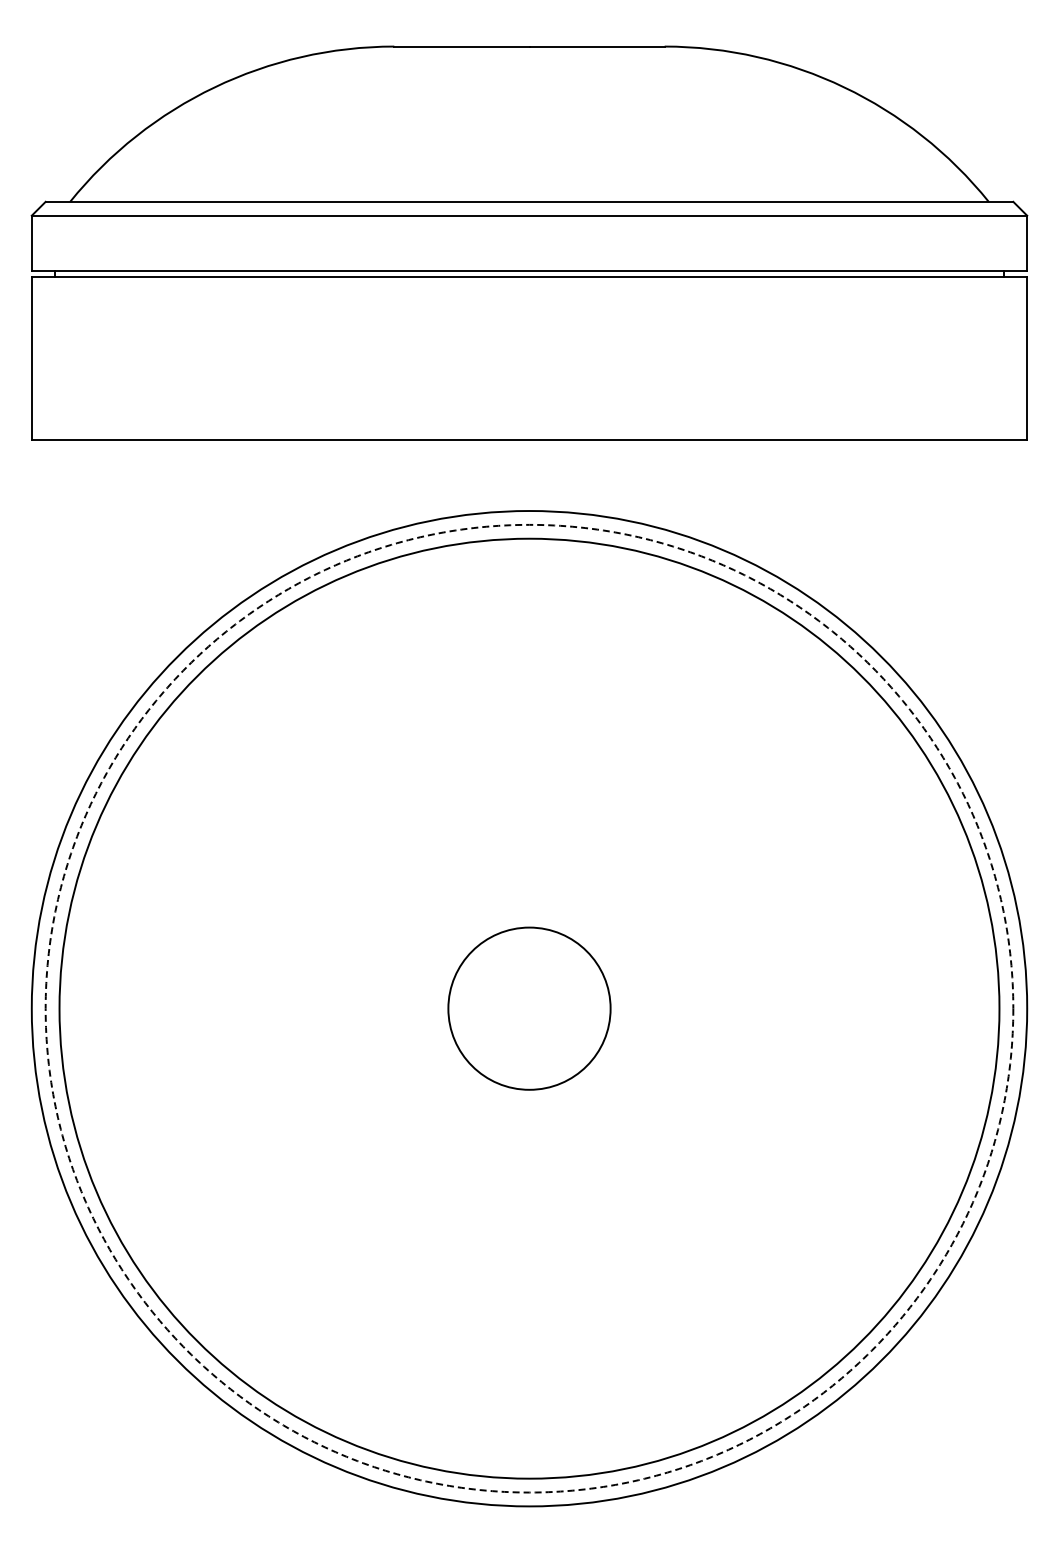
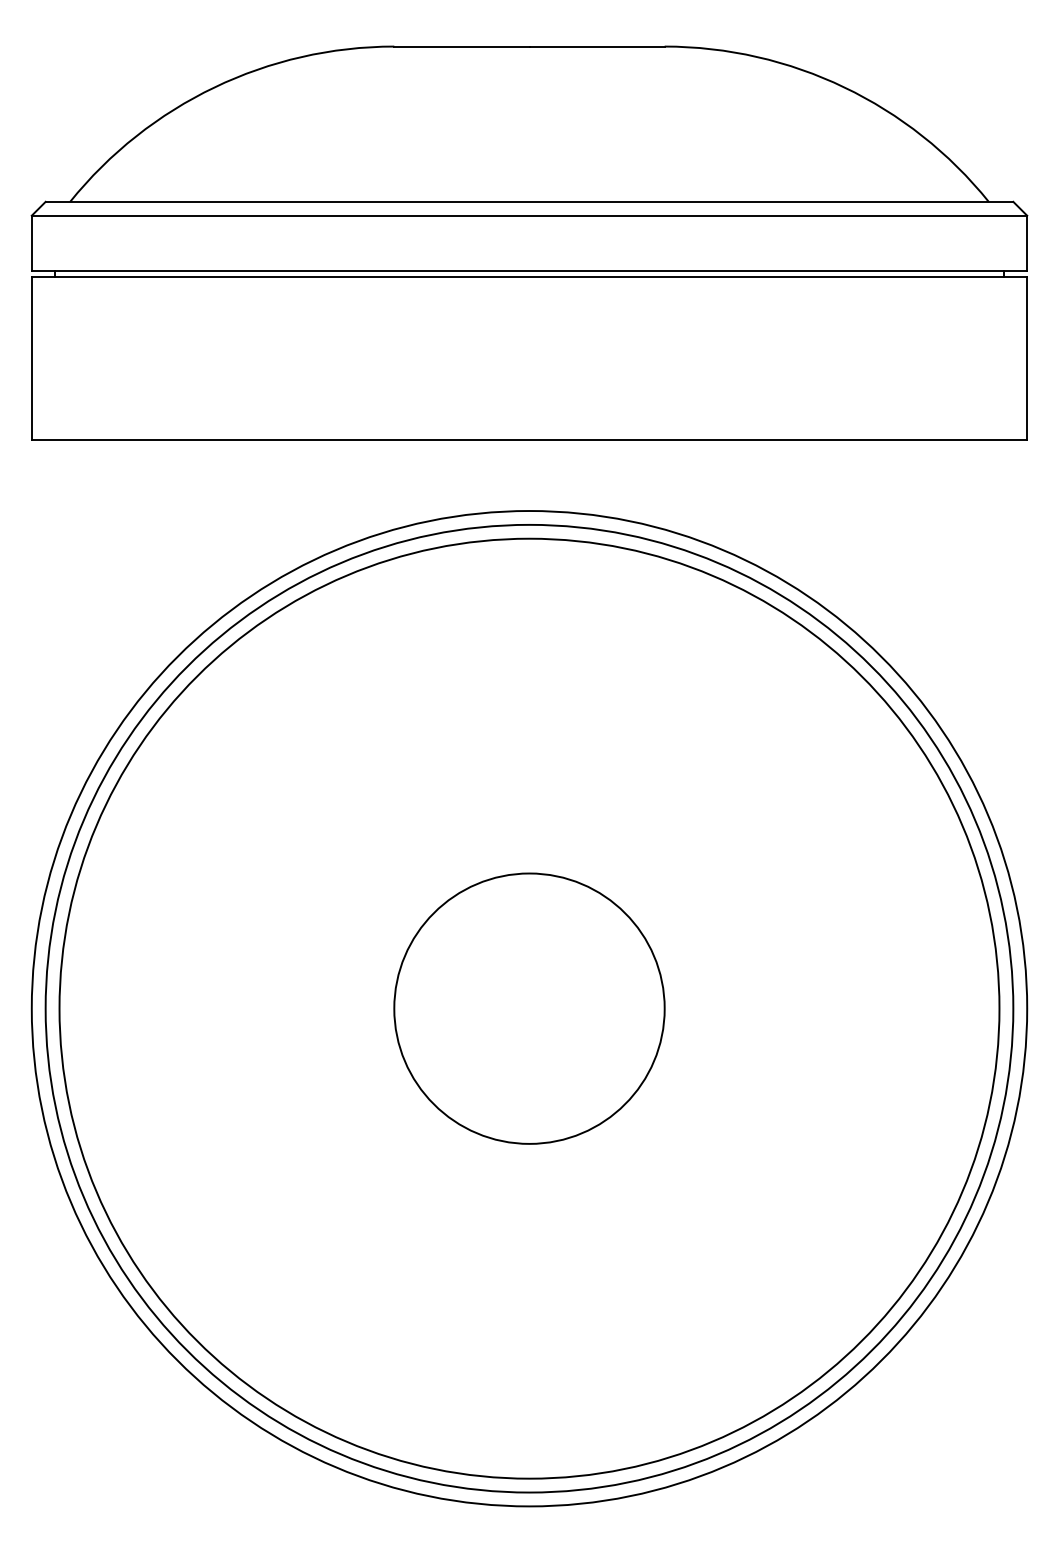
circle diameter: 162 px -> 270 px (529, 1008)
circle: dashed -> solid (529, 1008)
